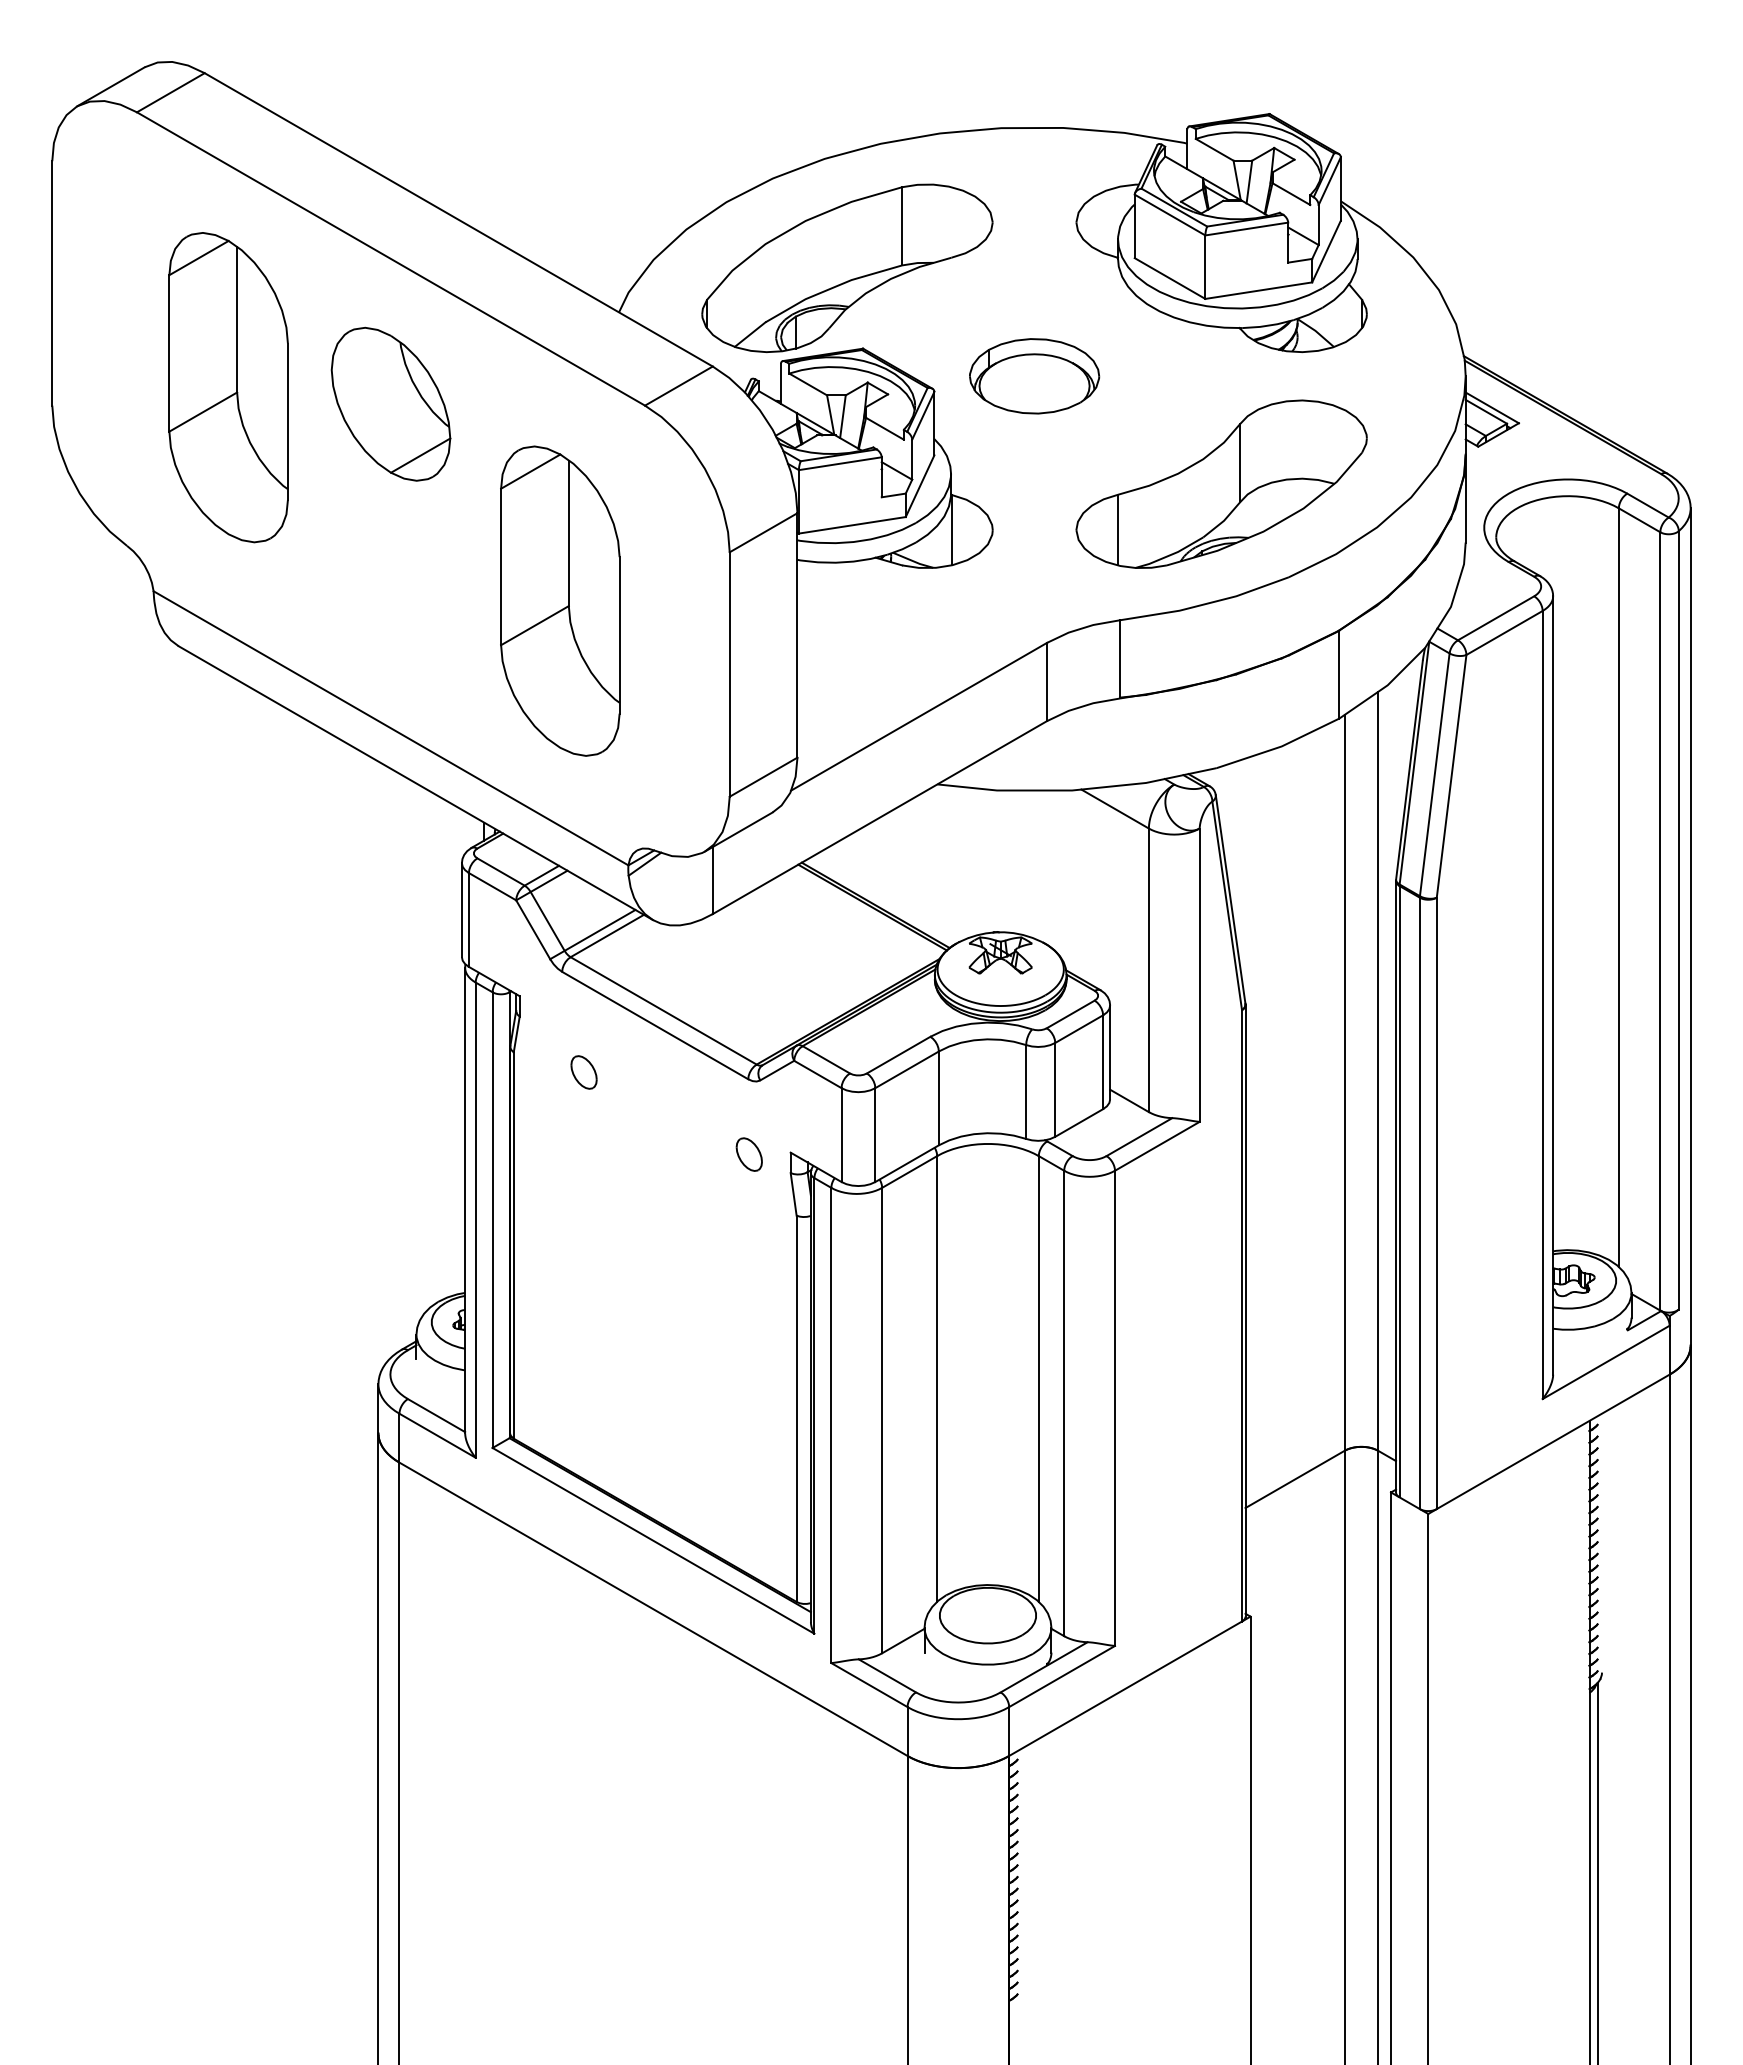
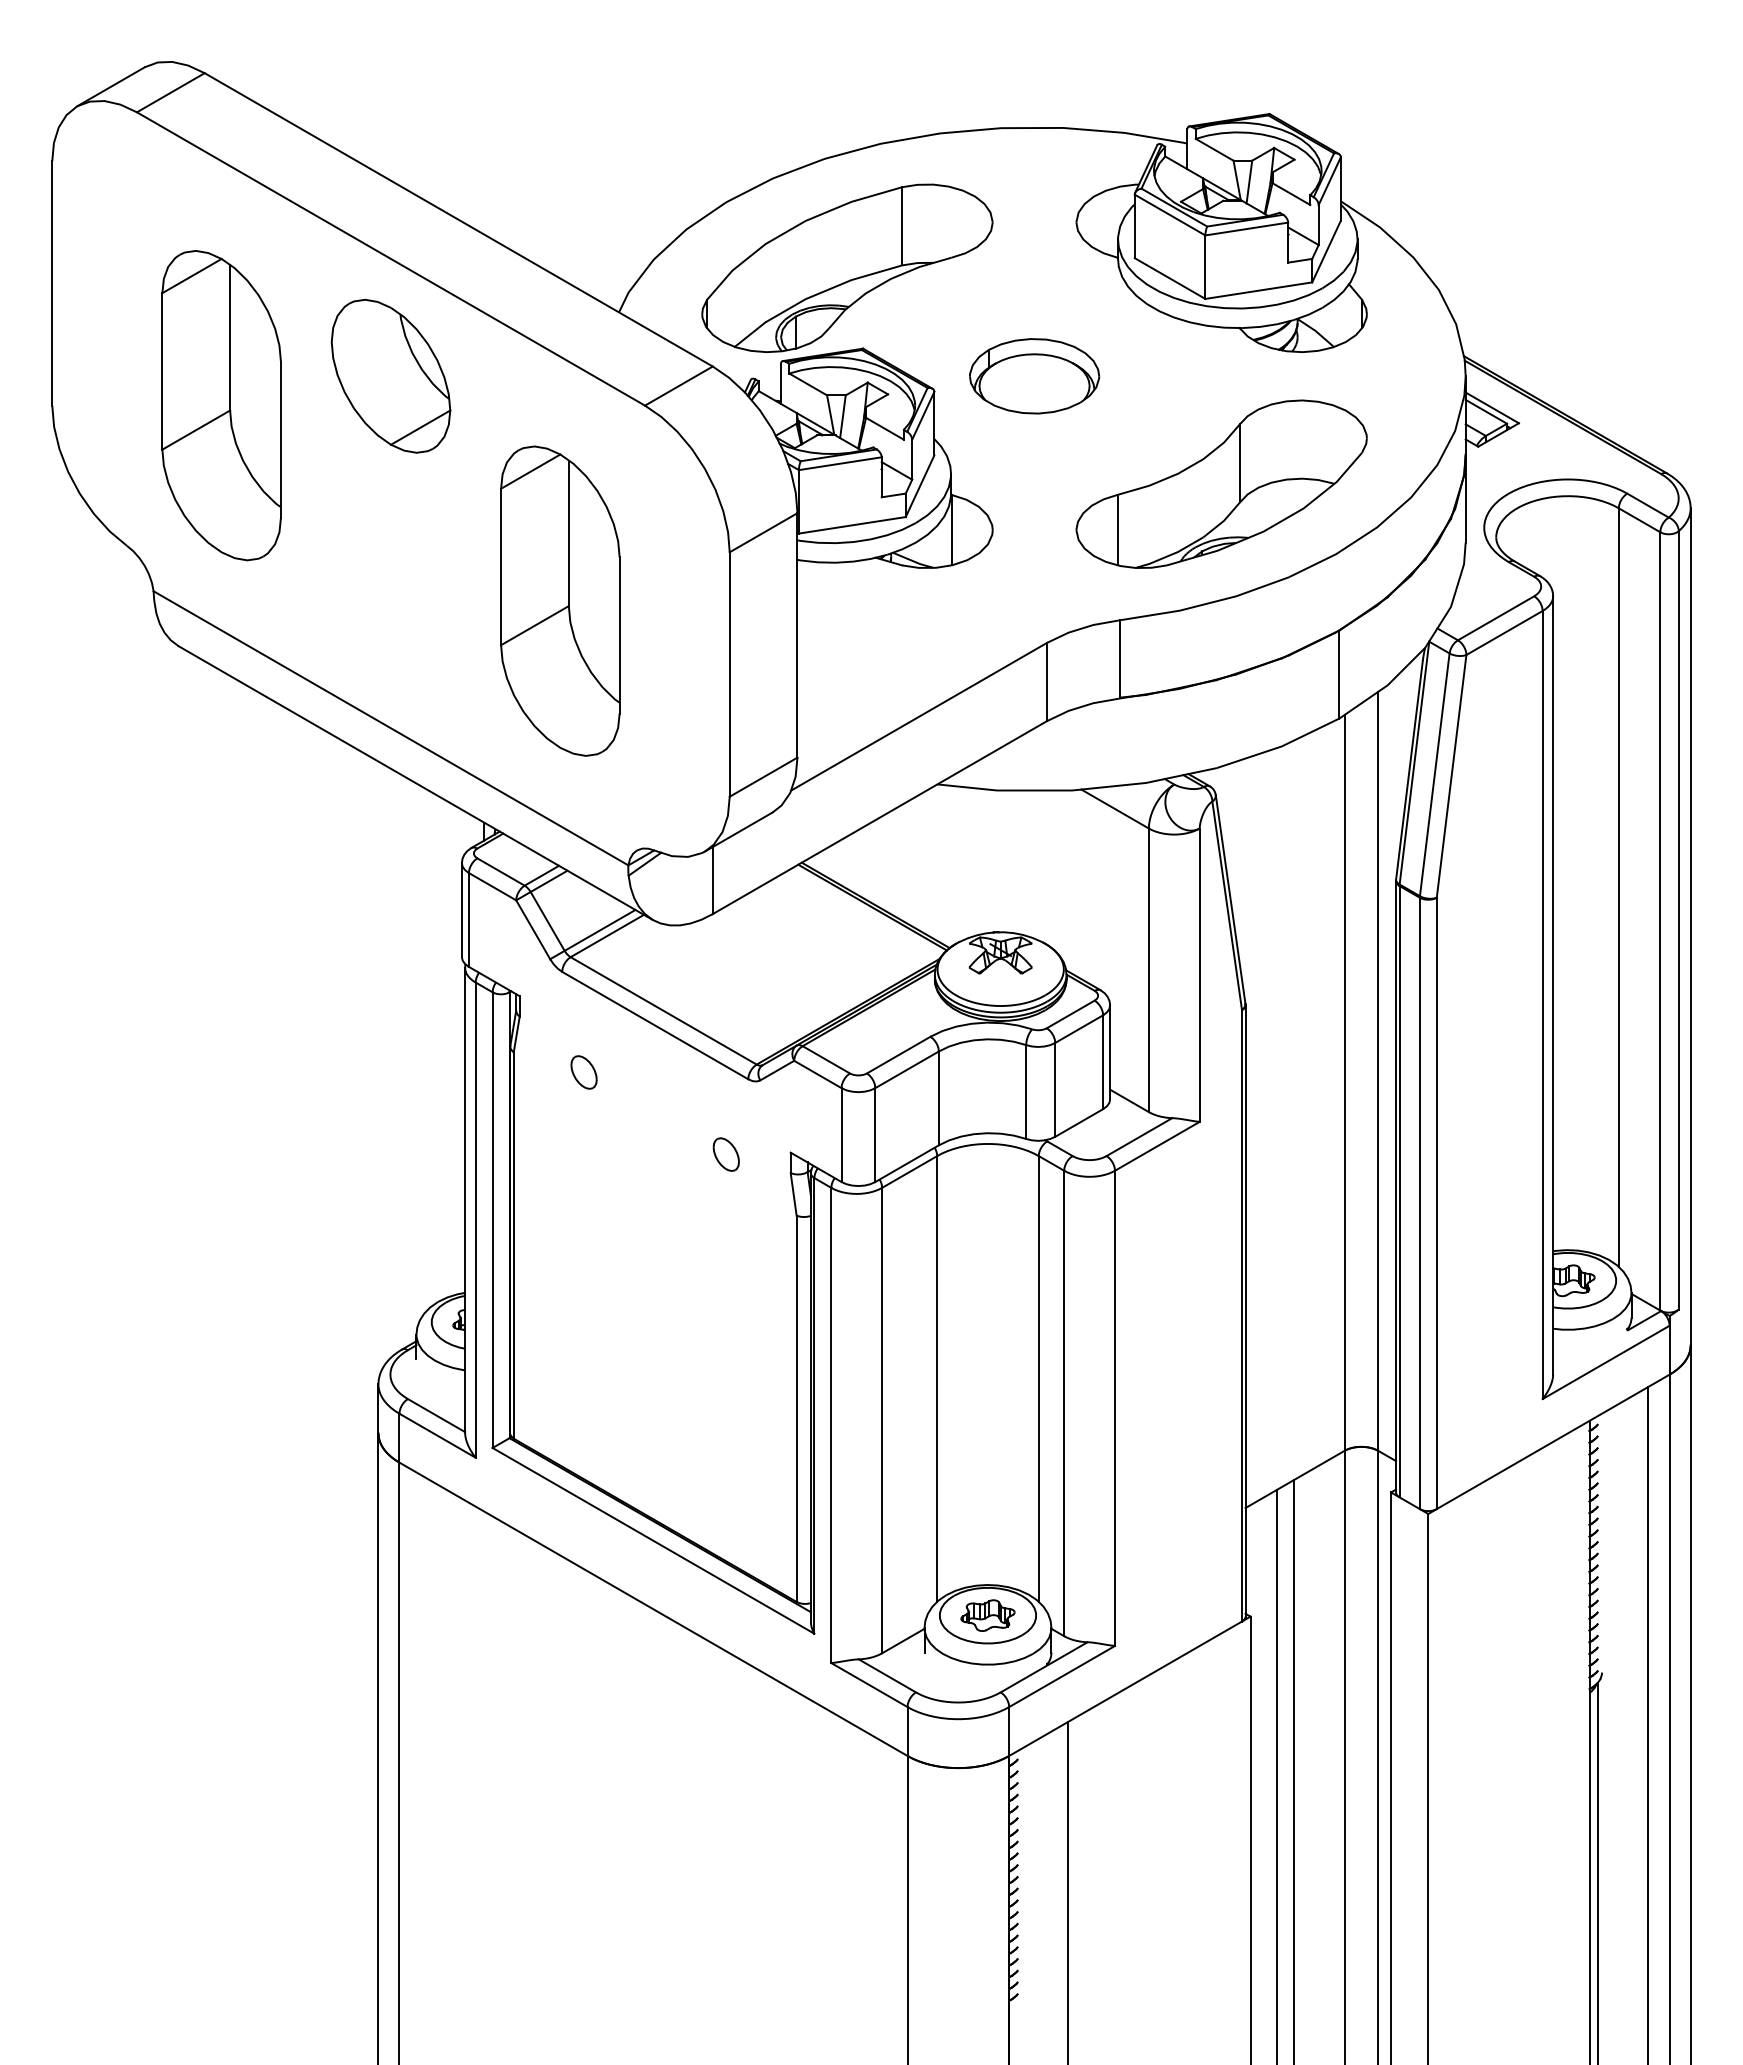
part position: (228, 387) -> (221, 405) (221, 405)
part position: (390, 403) -> (390, 375) (390, 375)
part position: (748, 1154) -> (725, 1154) (725, 1154)
part: none -> present (987, 1615)
line: none -> present (1648, 1724)
line: none -> present (1293, 1770)
line: none -> present (1276, 1775)
line: none -> present (1068, 1891)
